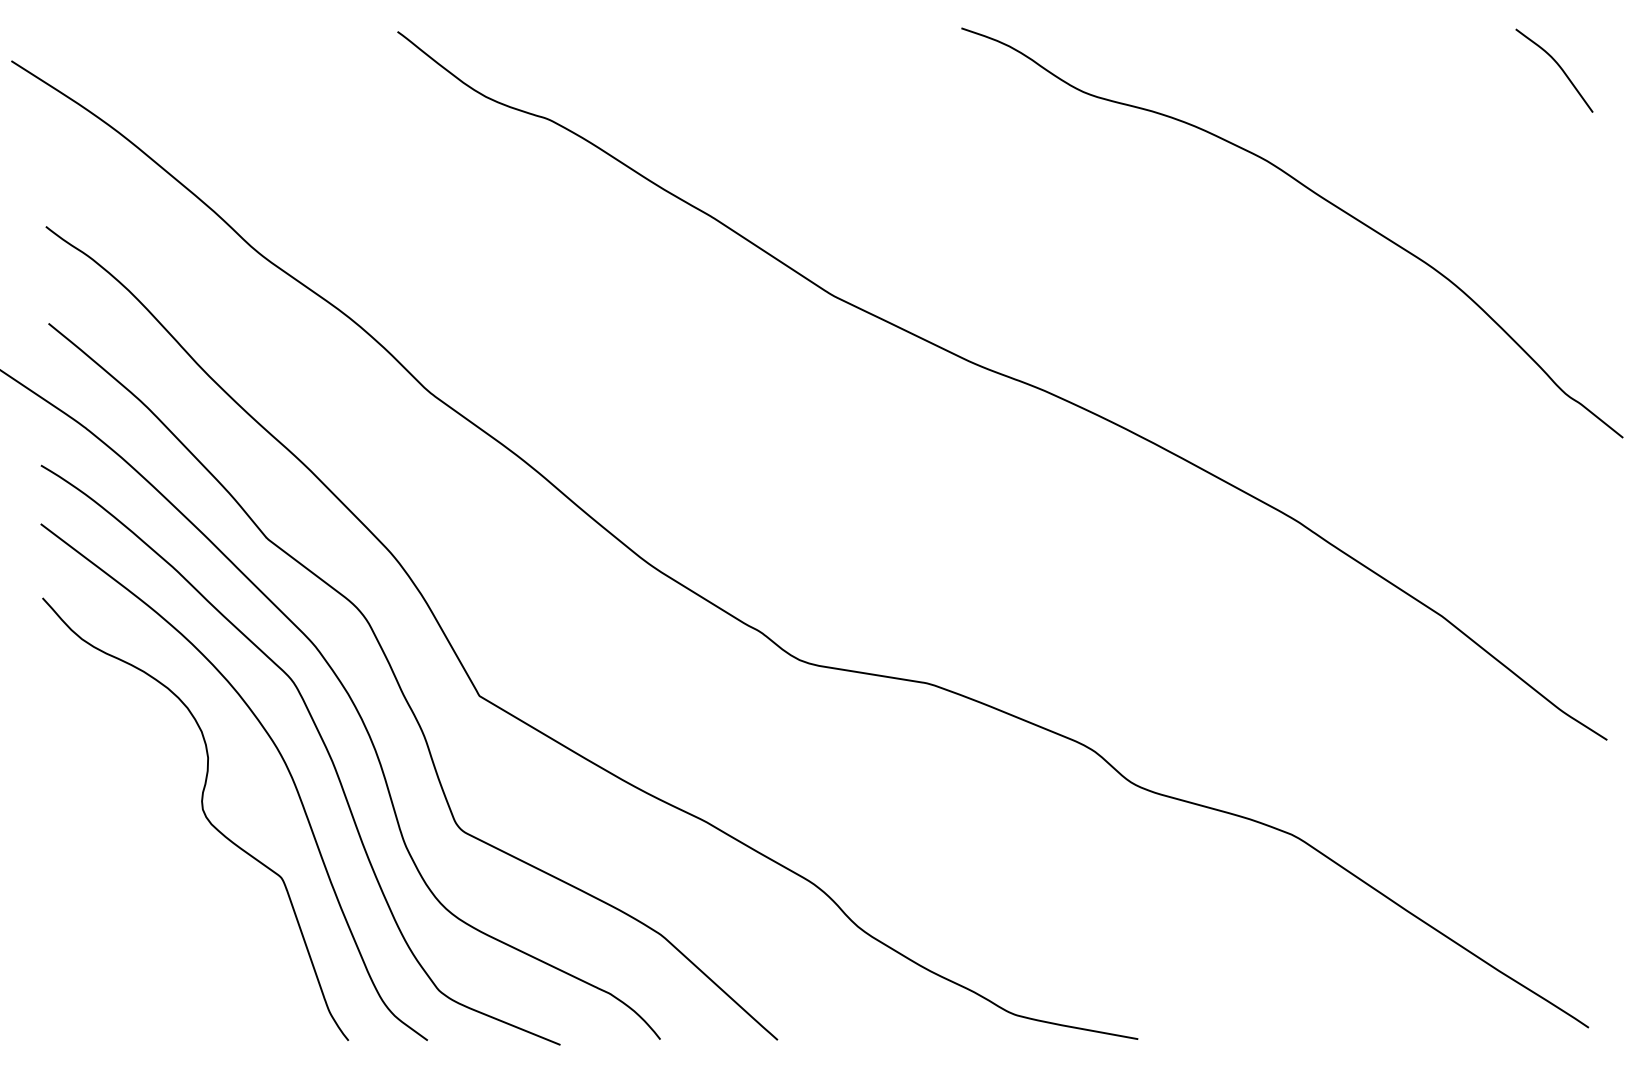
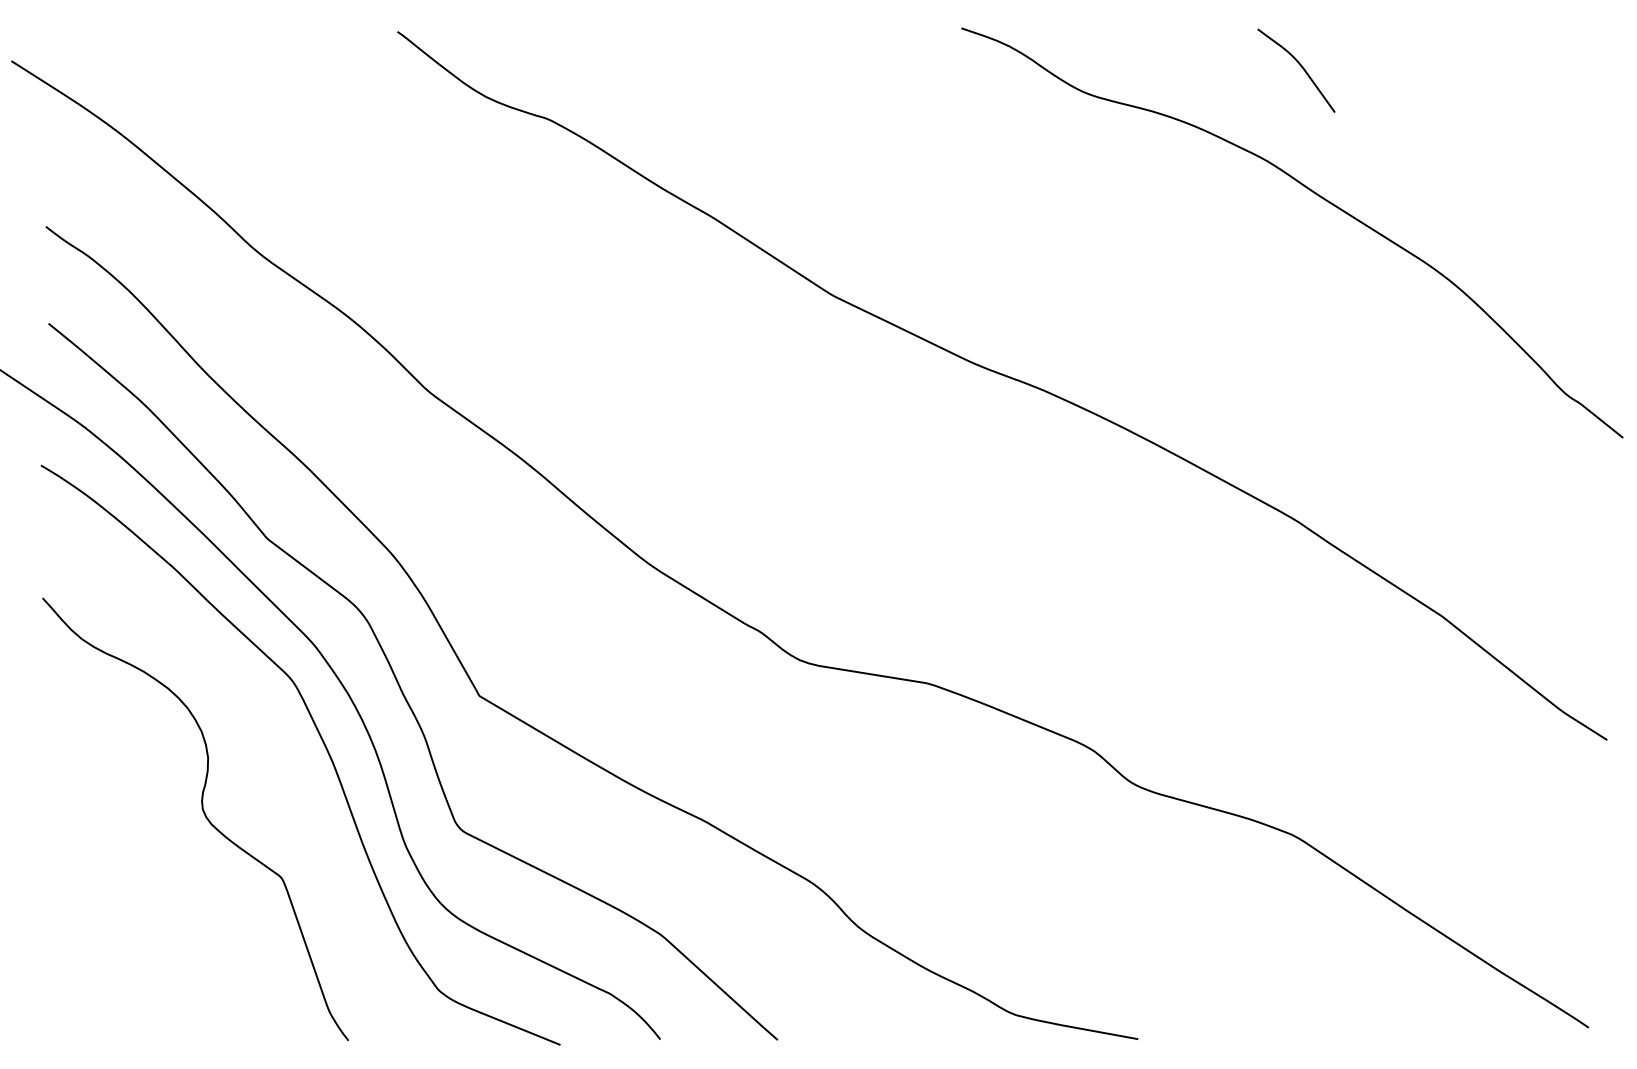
curve position: (1558, 66) -> (1300, 66) (1300, 66)
curve: present -> none (281, 758)
